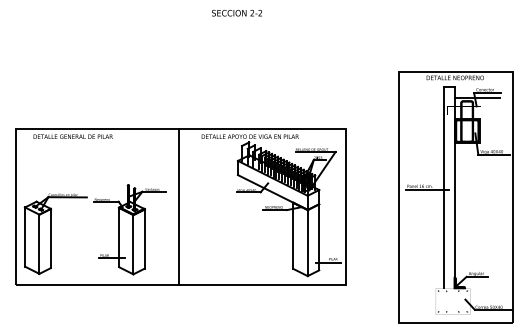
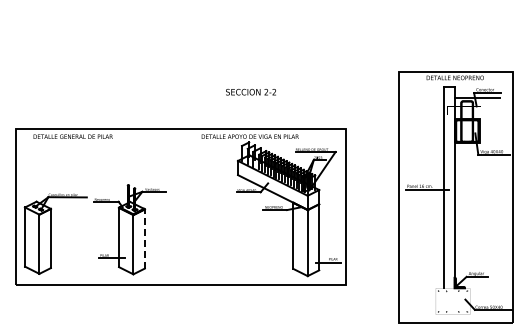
text position: (236, 12) -> (250, 91) (250, 91)
line: present -> none (179, 206)
line: solid -> dashed (144, 238)
